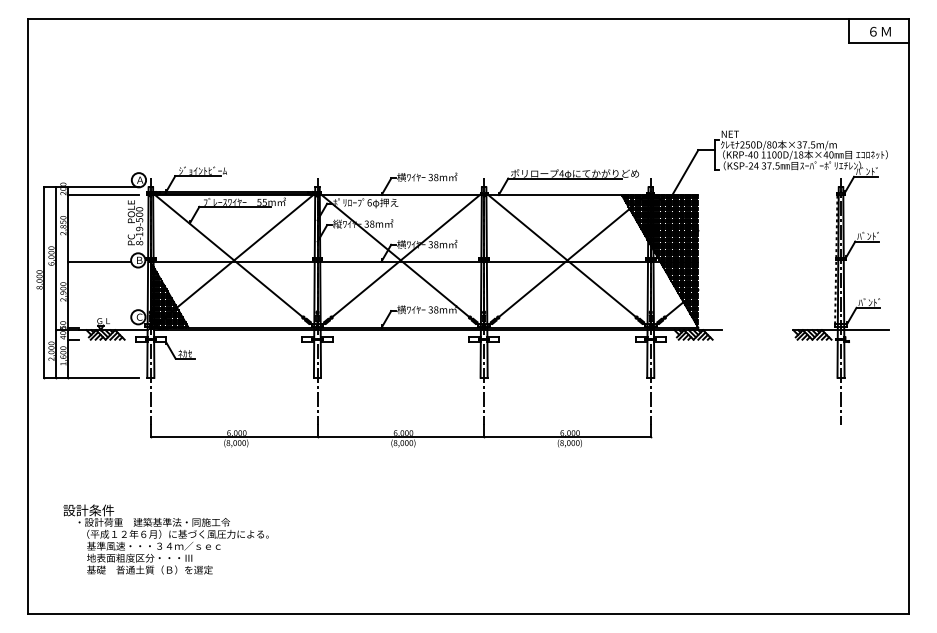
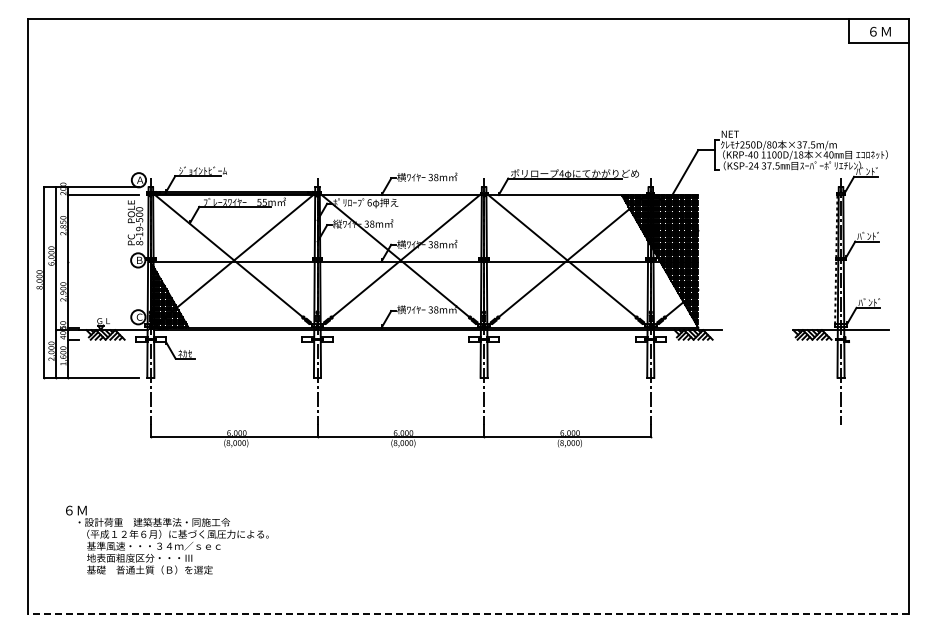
line: present -> none (99, 261)
text: 設計条件 -> ６Ｍ (88, 510)
line: solid -> dashed (467, 614)
